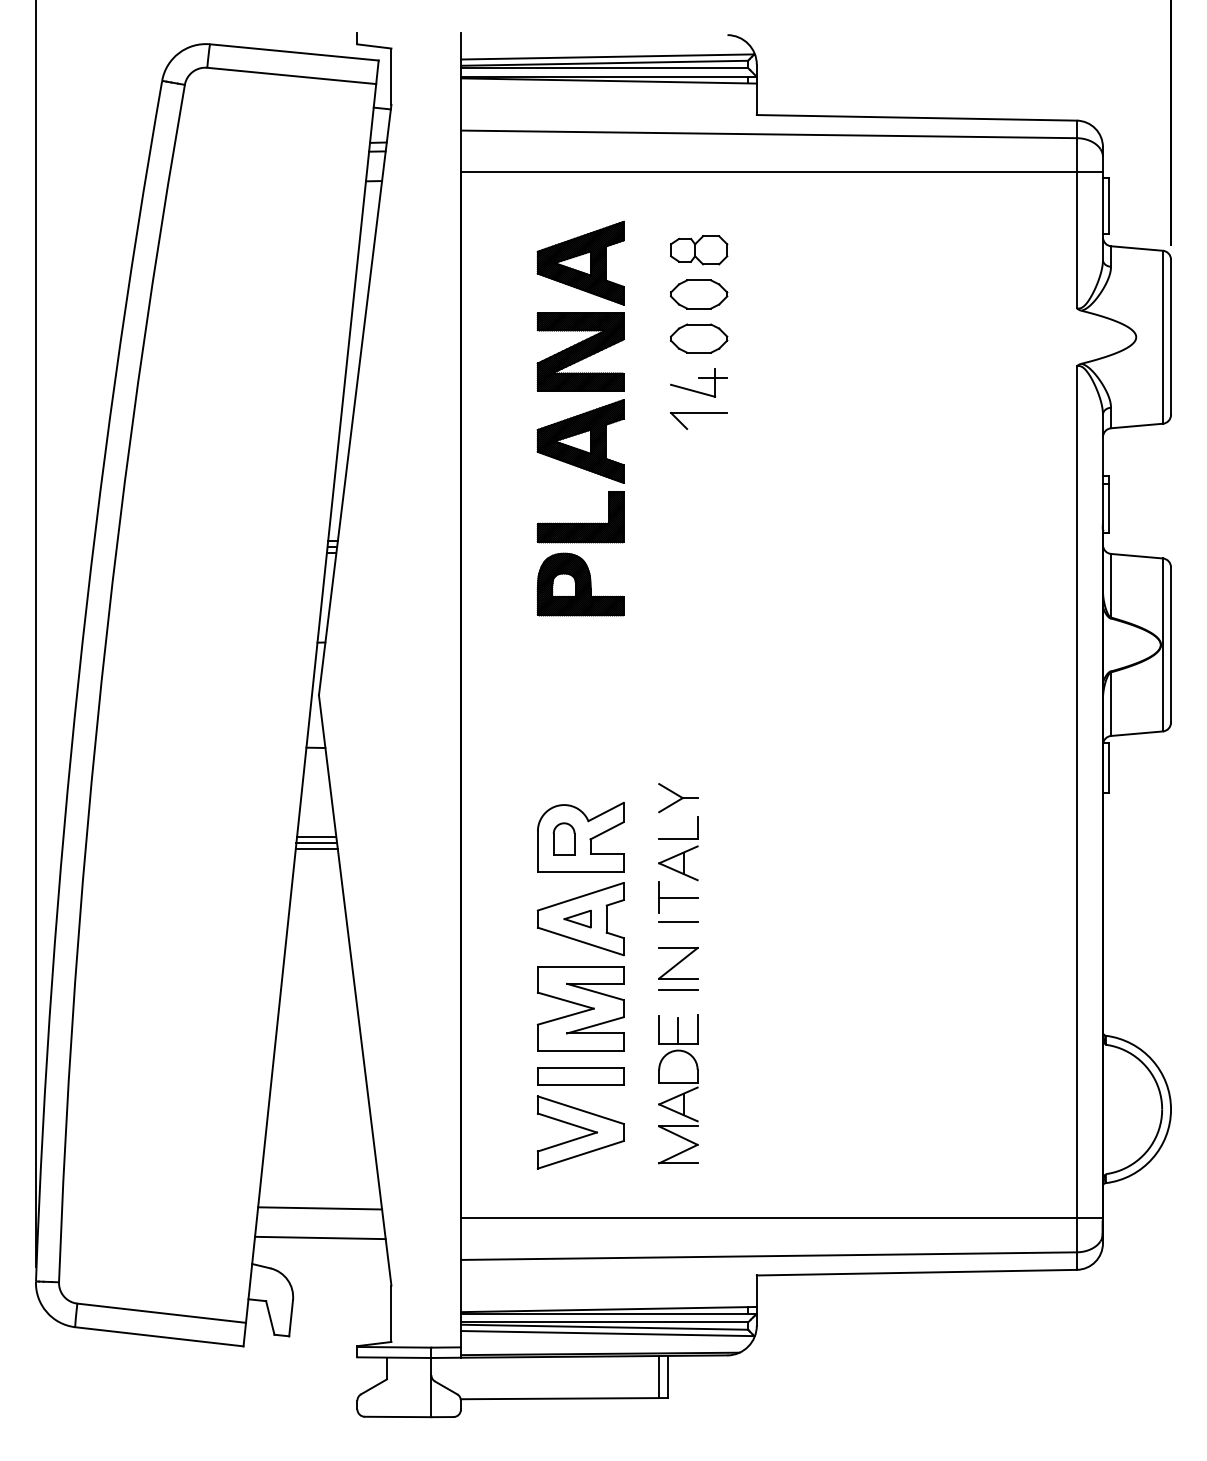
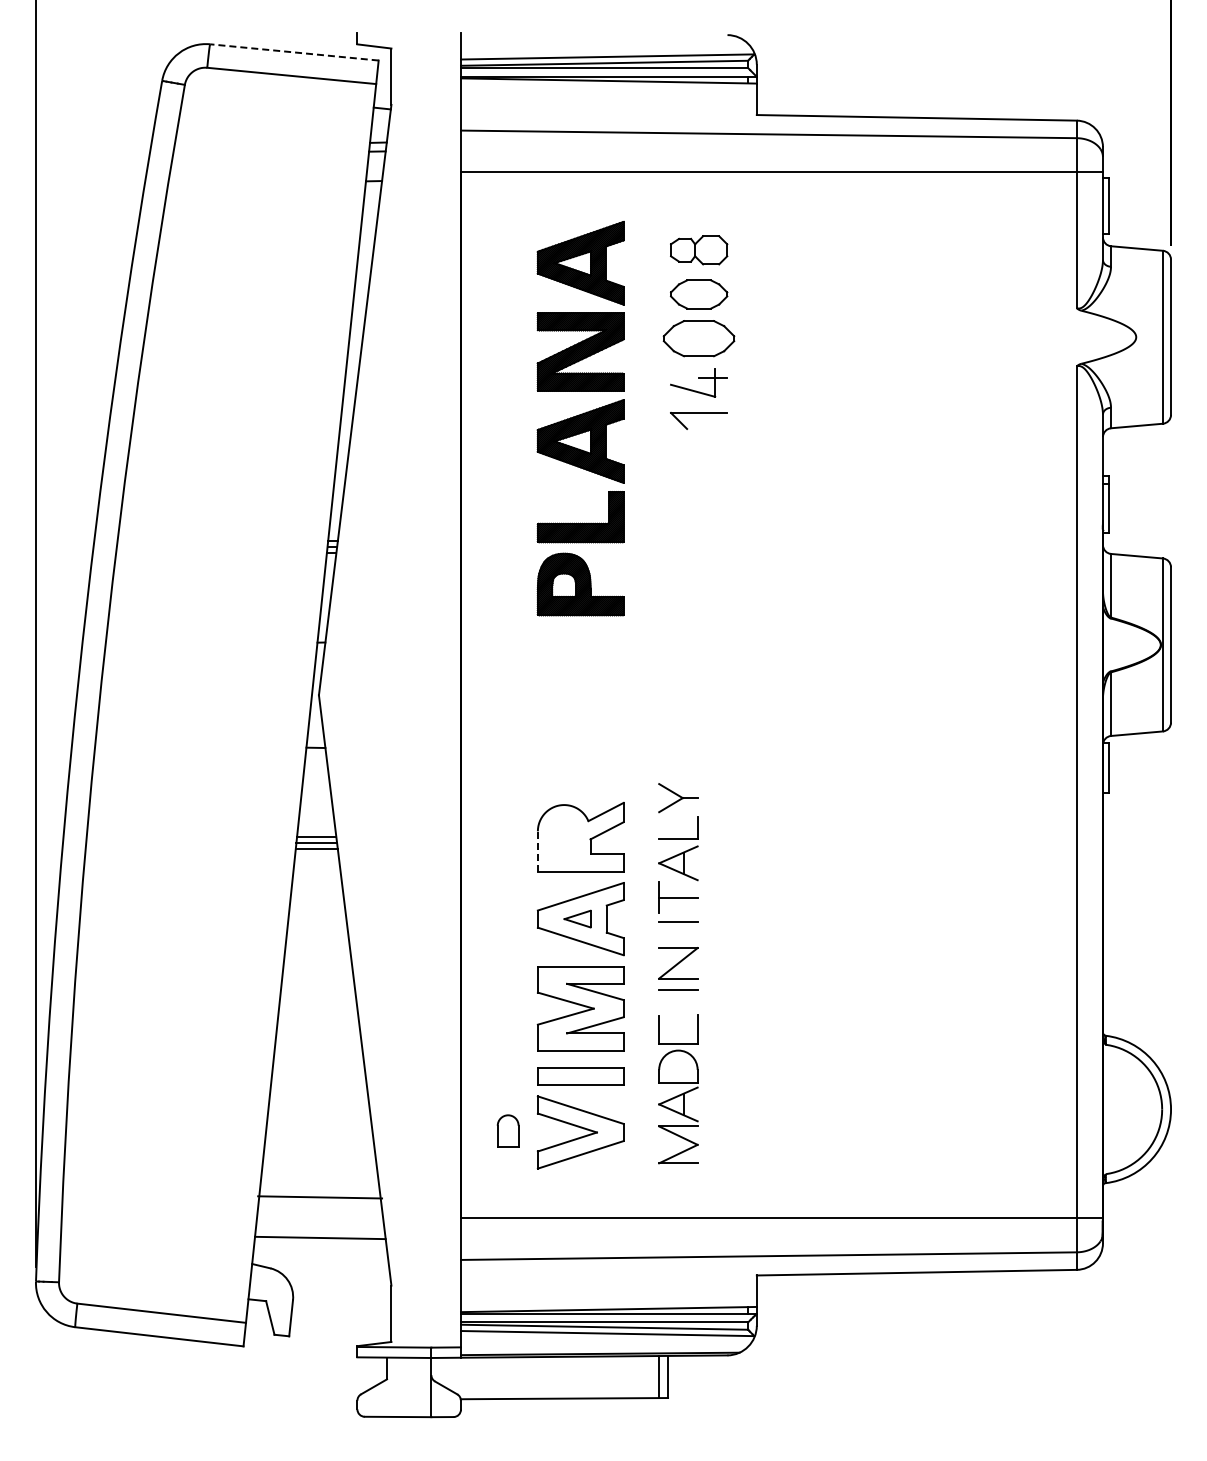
line: solid -> dashed (294, 52)
part size: 59x31 px -> 74x38 px (698, 338)
part position: (563, 838) -> (507, 1130) (507, 1130)
line: solid -> dashed (537, 850)
line: present -> none (678, 1030)
line position: (320, 1208) -> (320, 1197) (320, 1197)
